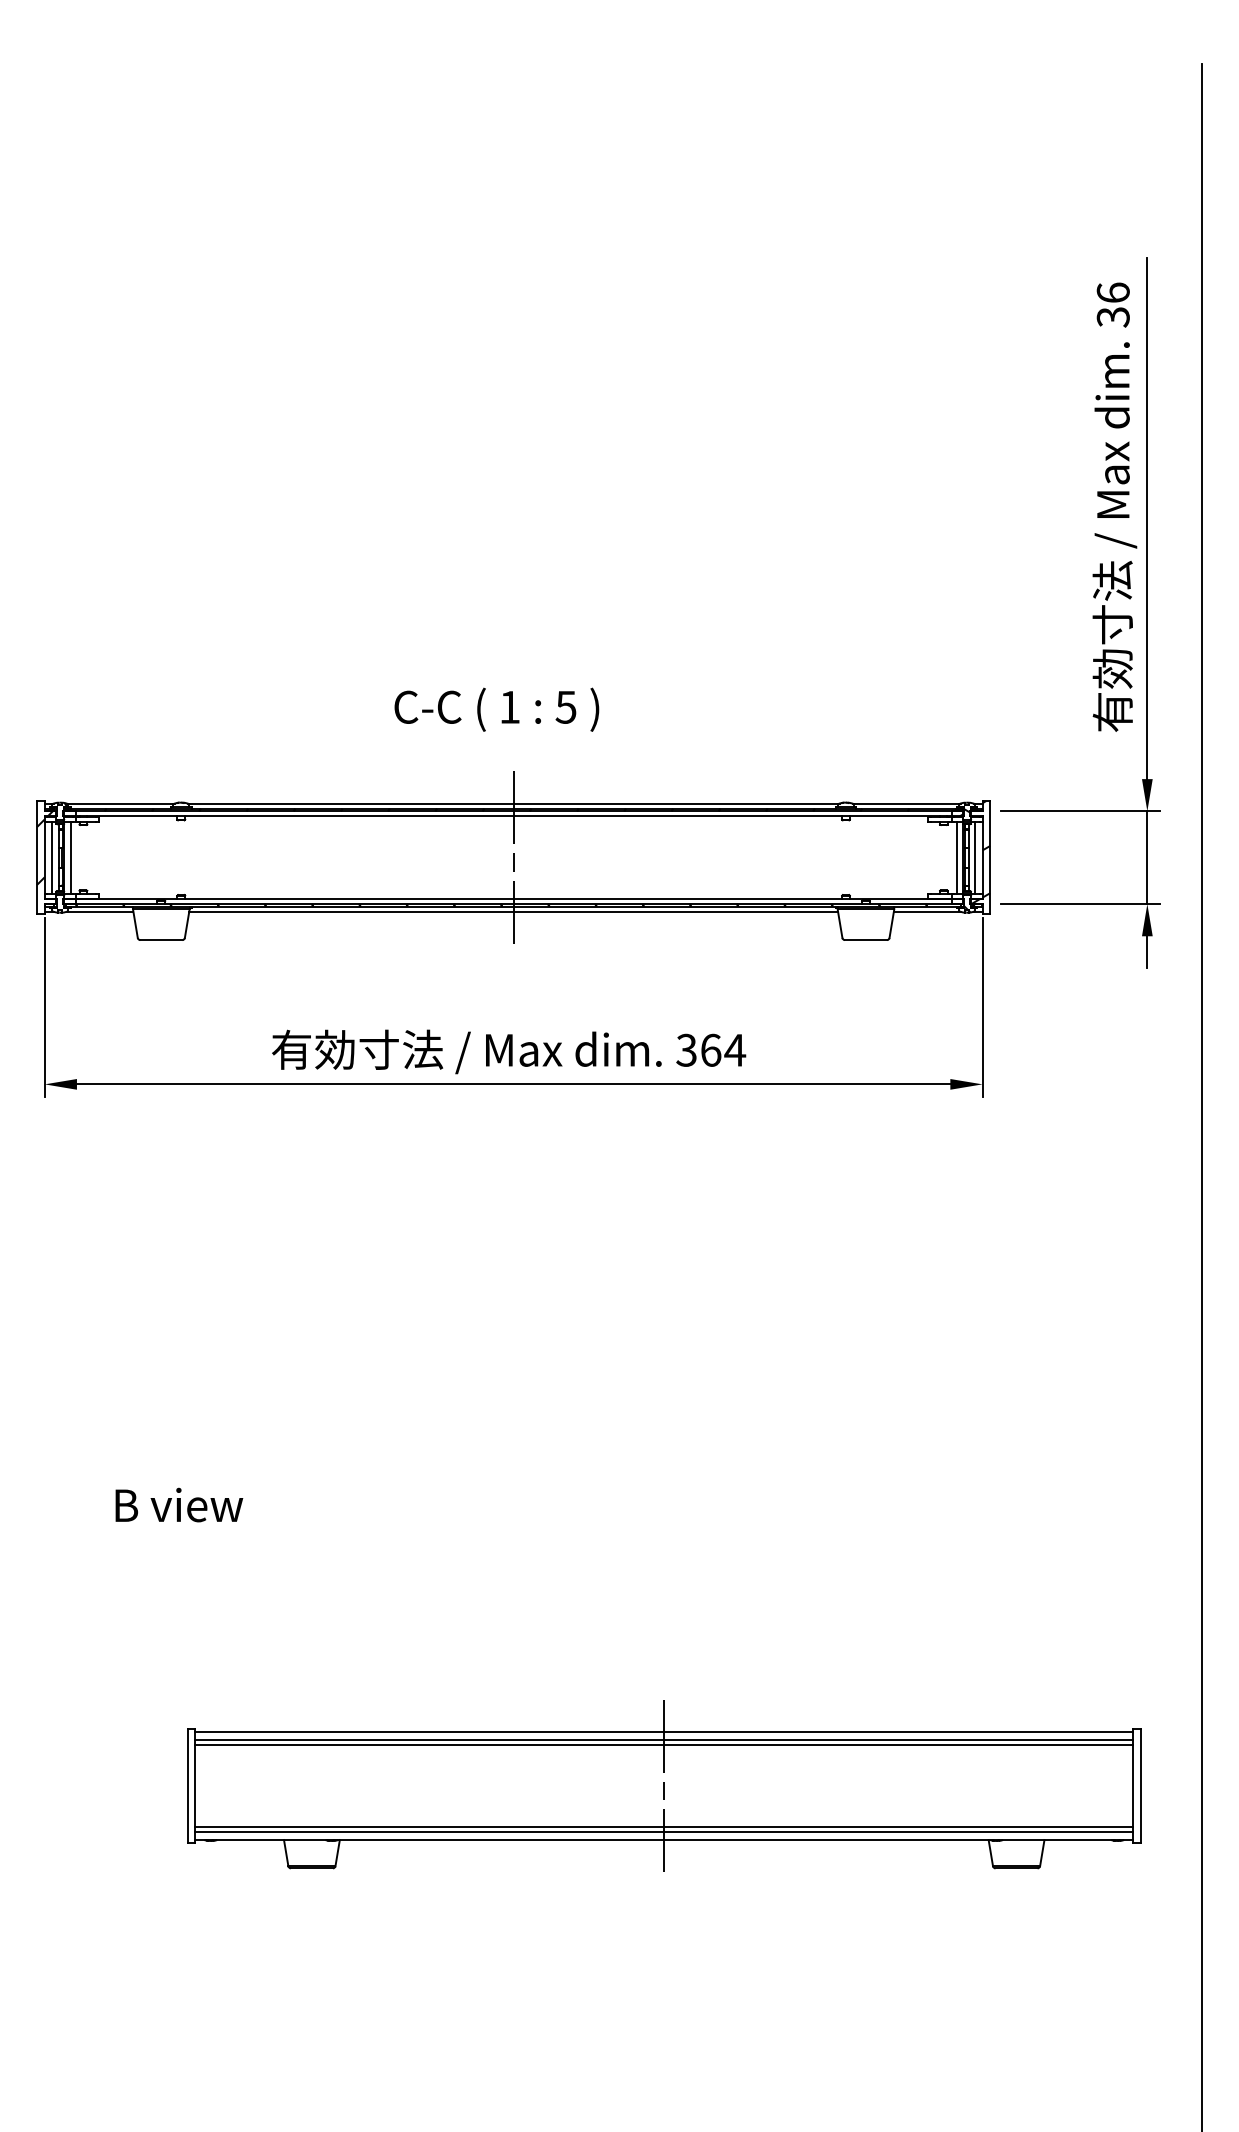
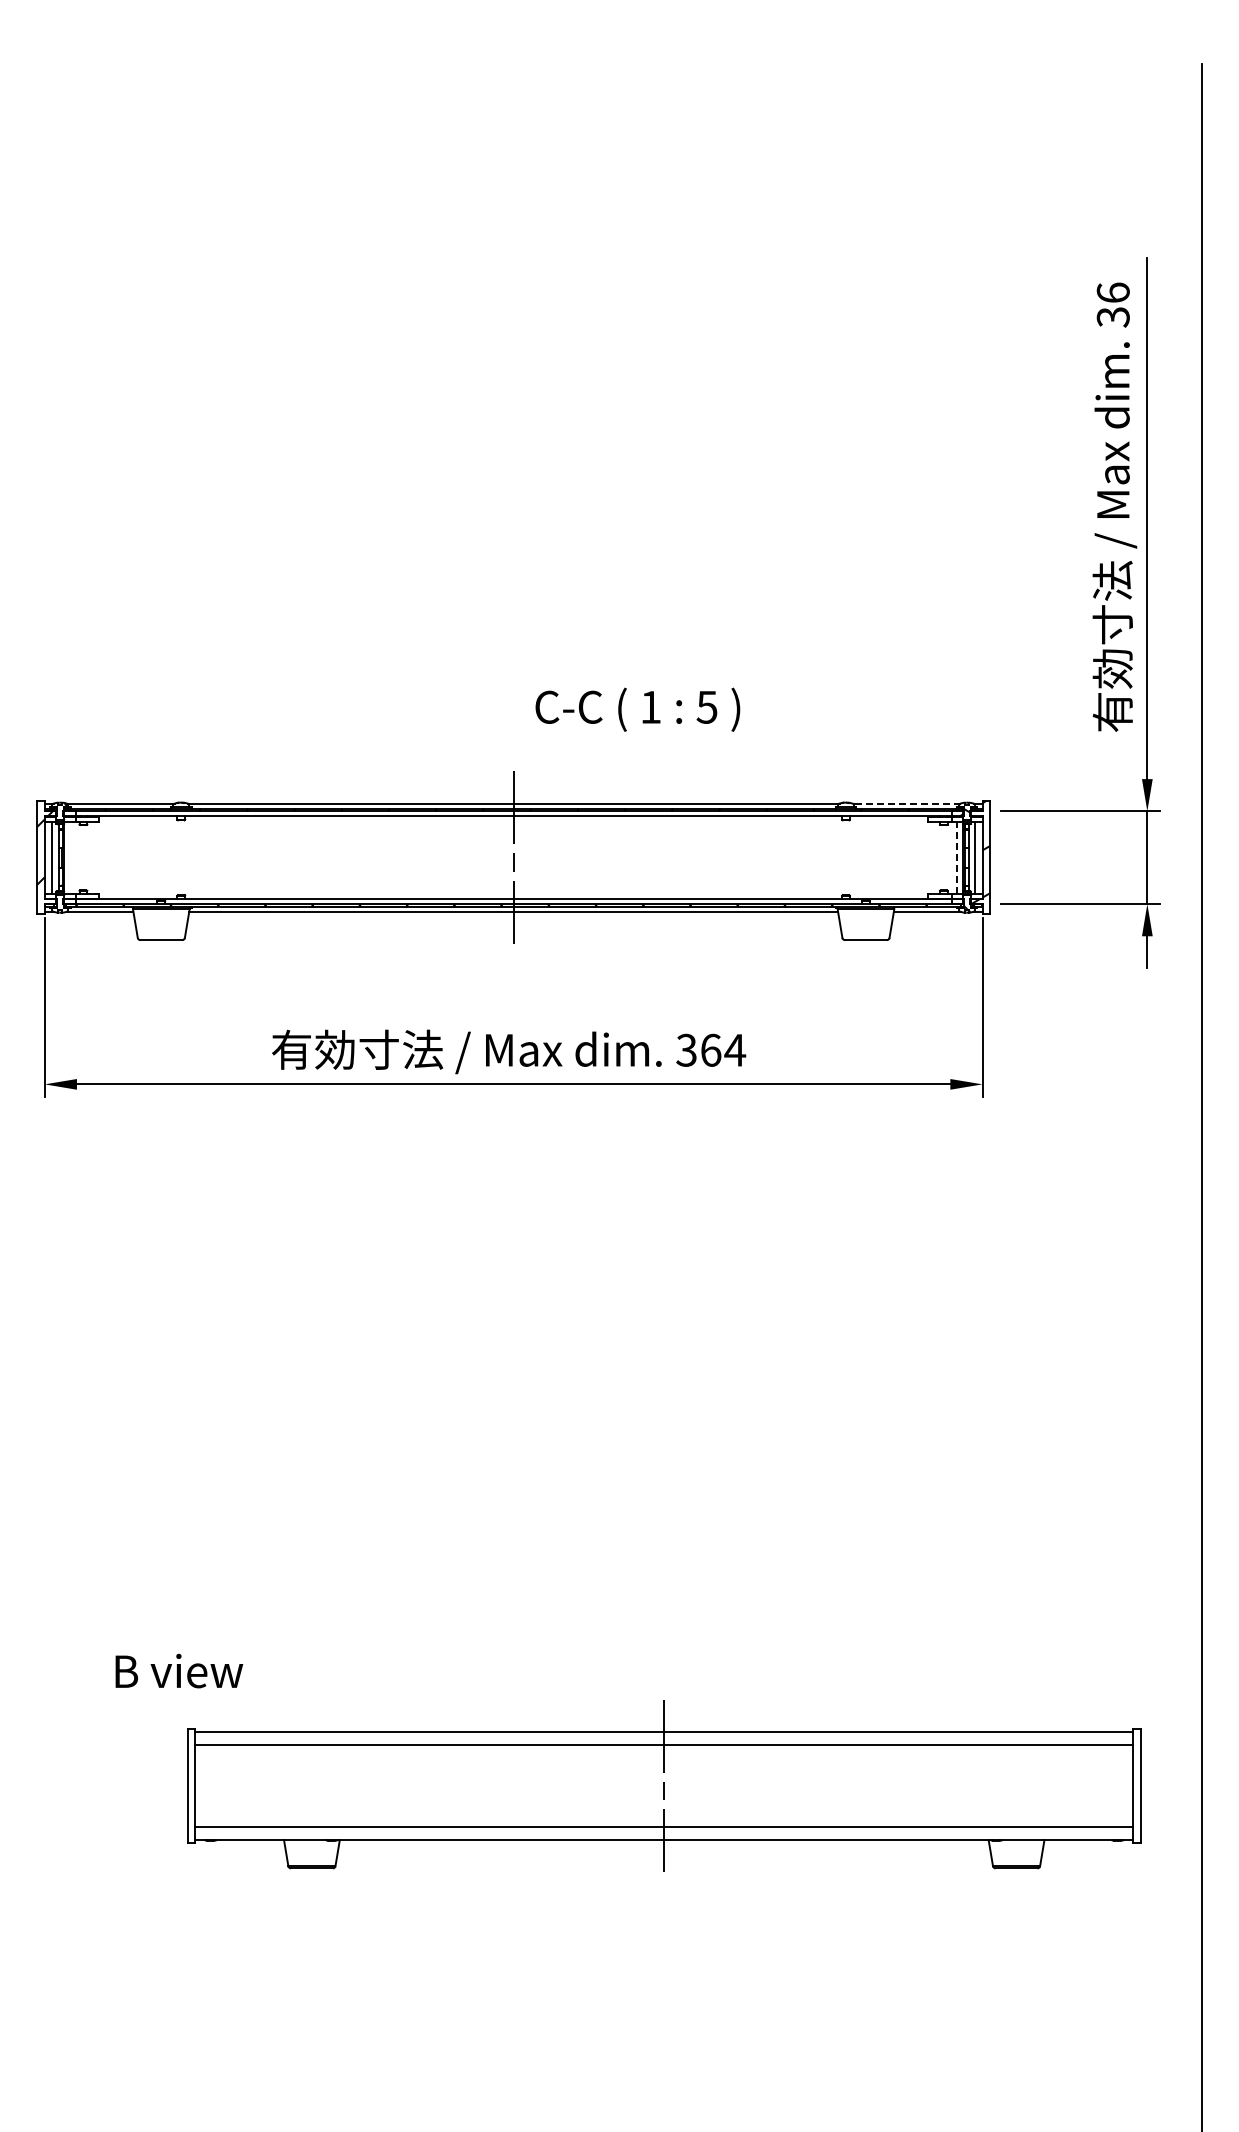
text position: (496, 709) -> (637, 709) (637, 709)
line: solid -> dashed (906, 803)
line: present -> none (70, 857)
line: solid -> dashed (956, 857)
text position: (179, 1504) -> (179, 1670) (179, 1670)
line: present -> none (664, 1739)
line: present -> none (664, 1832)
